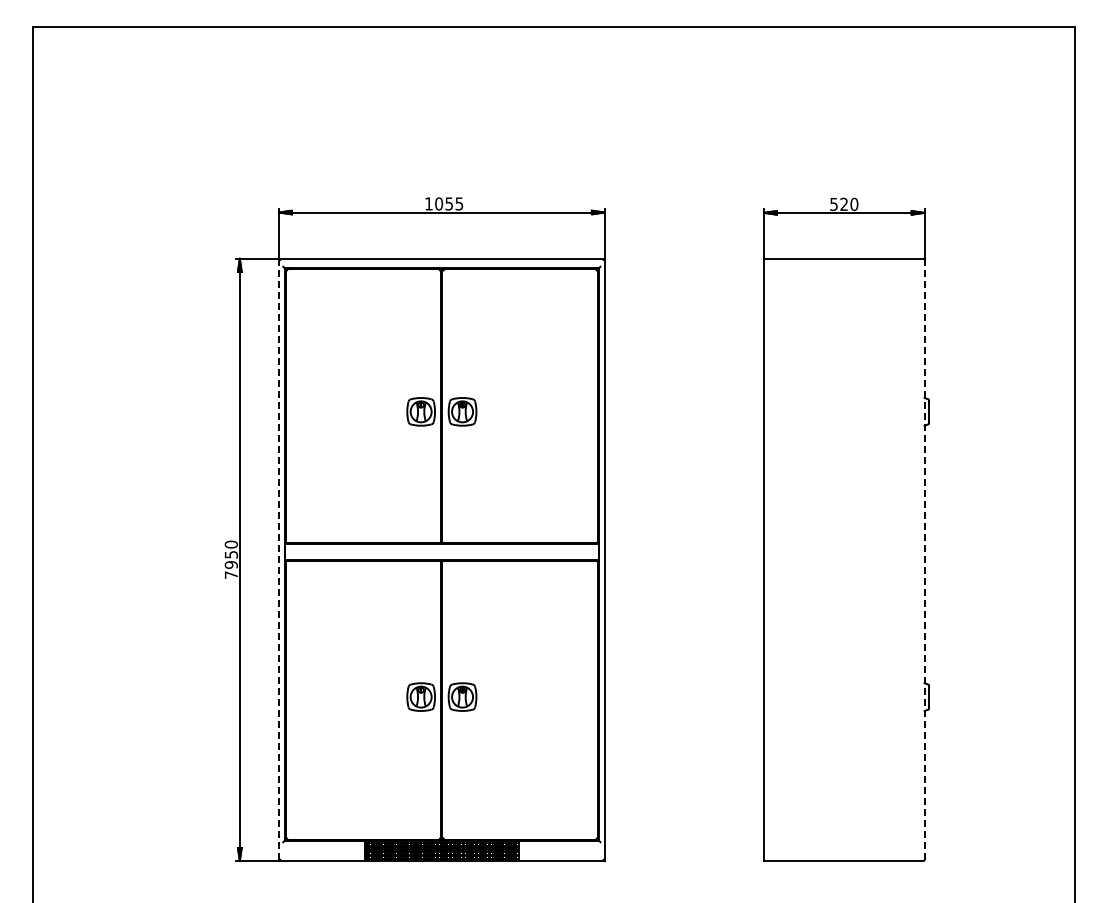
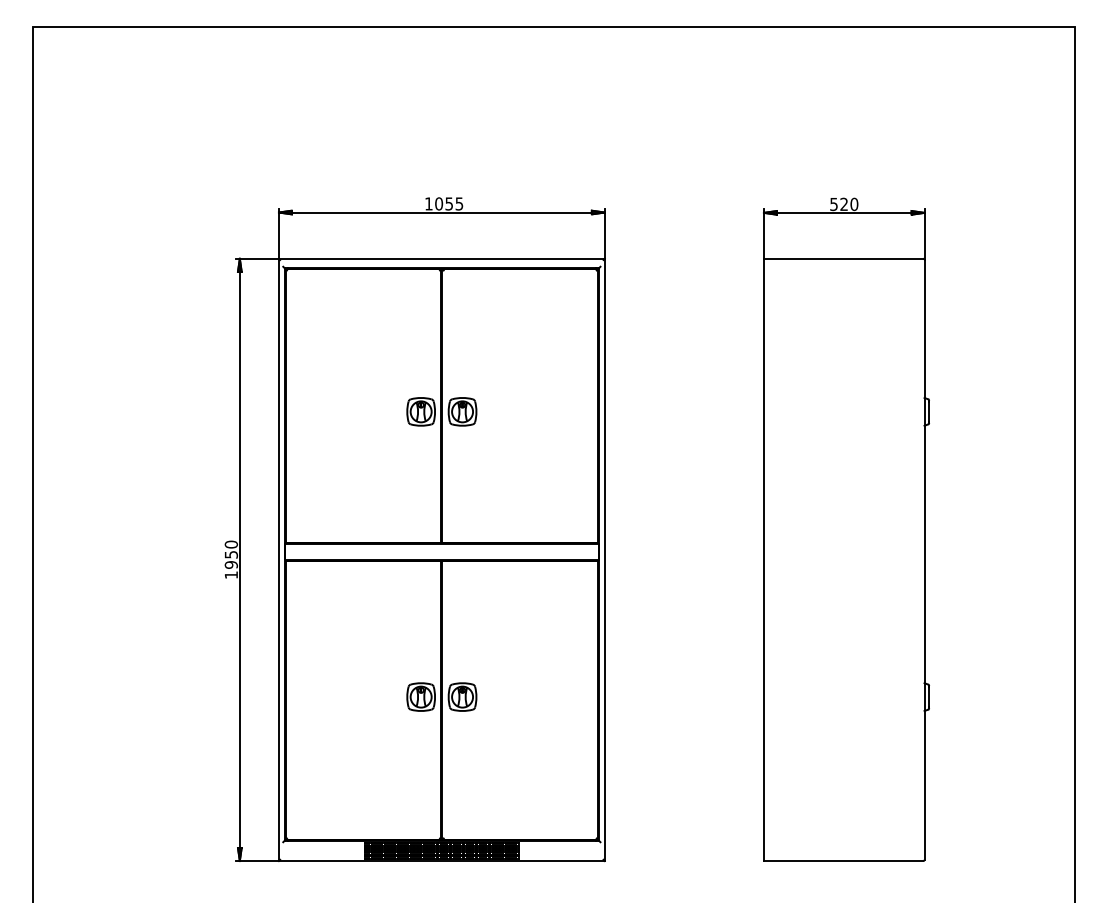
line: dashed -> solid (924, 559)
line: dashed -> solid (278, 560)
text: 7950 -> 1950 (230, 574)
